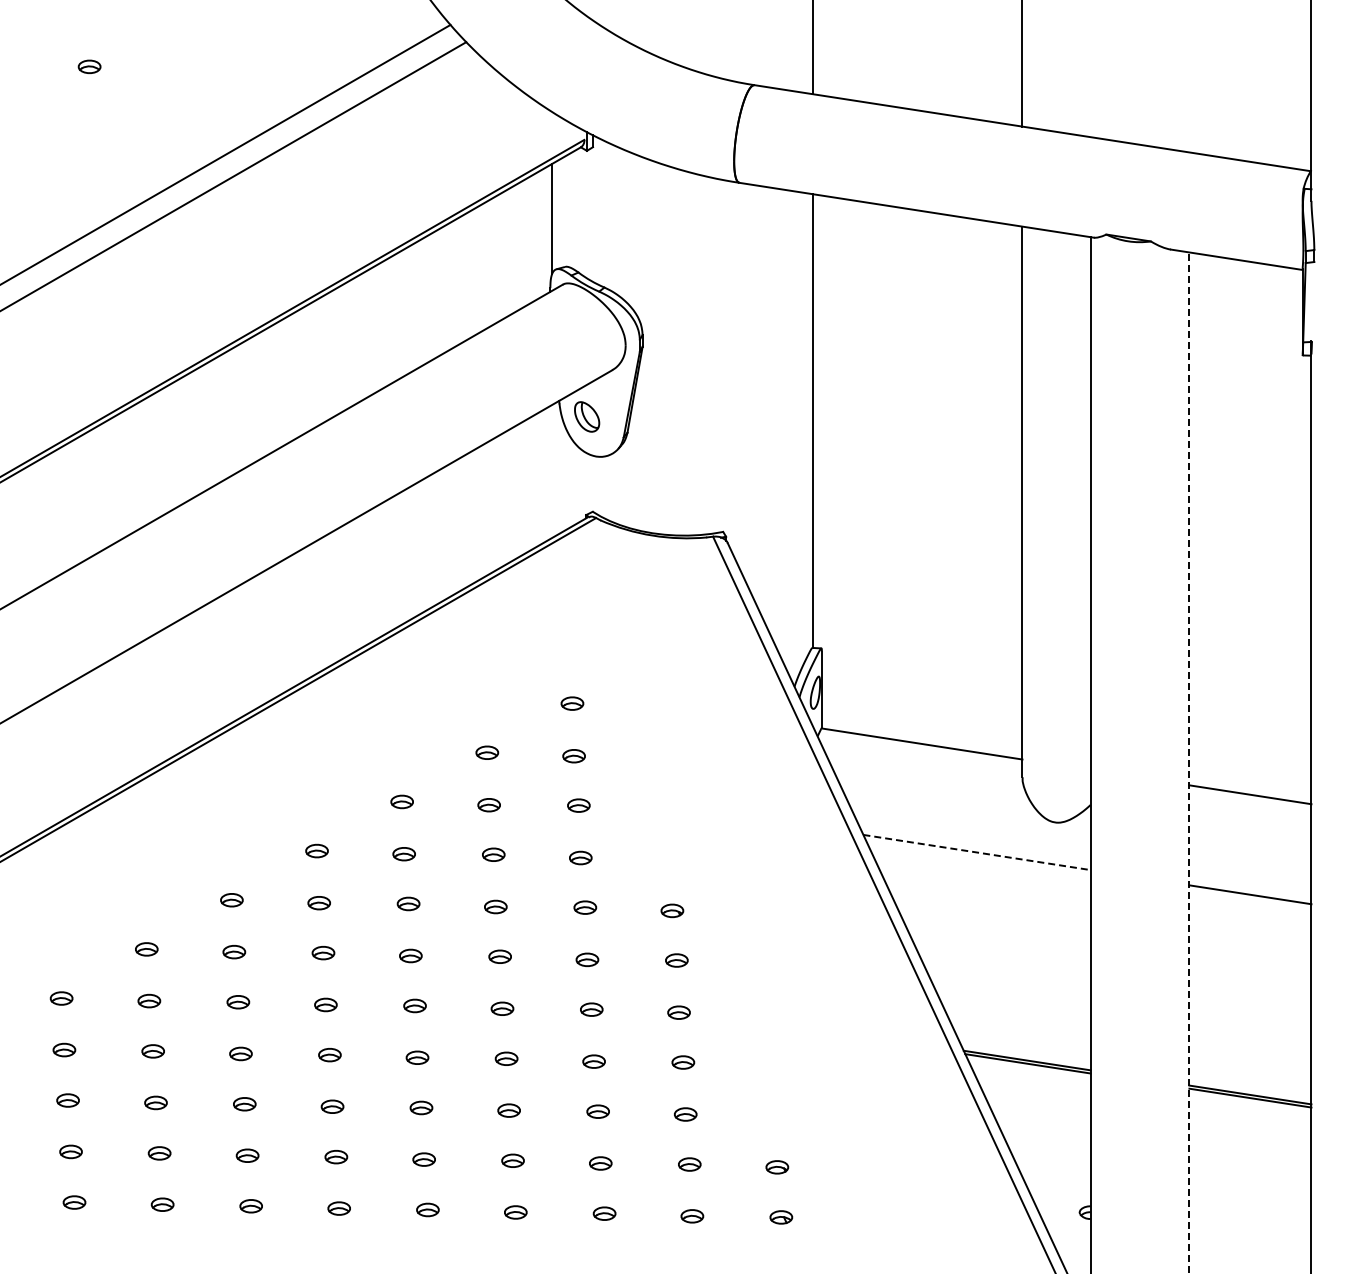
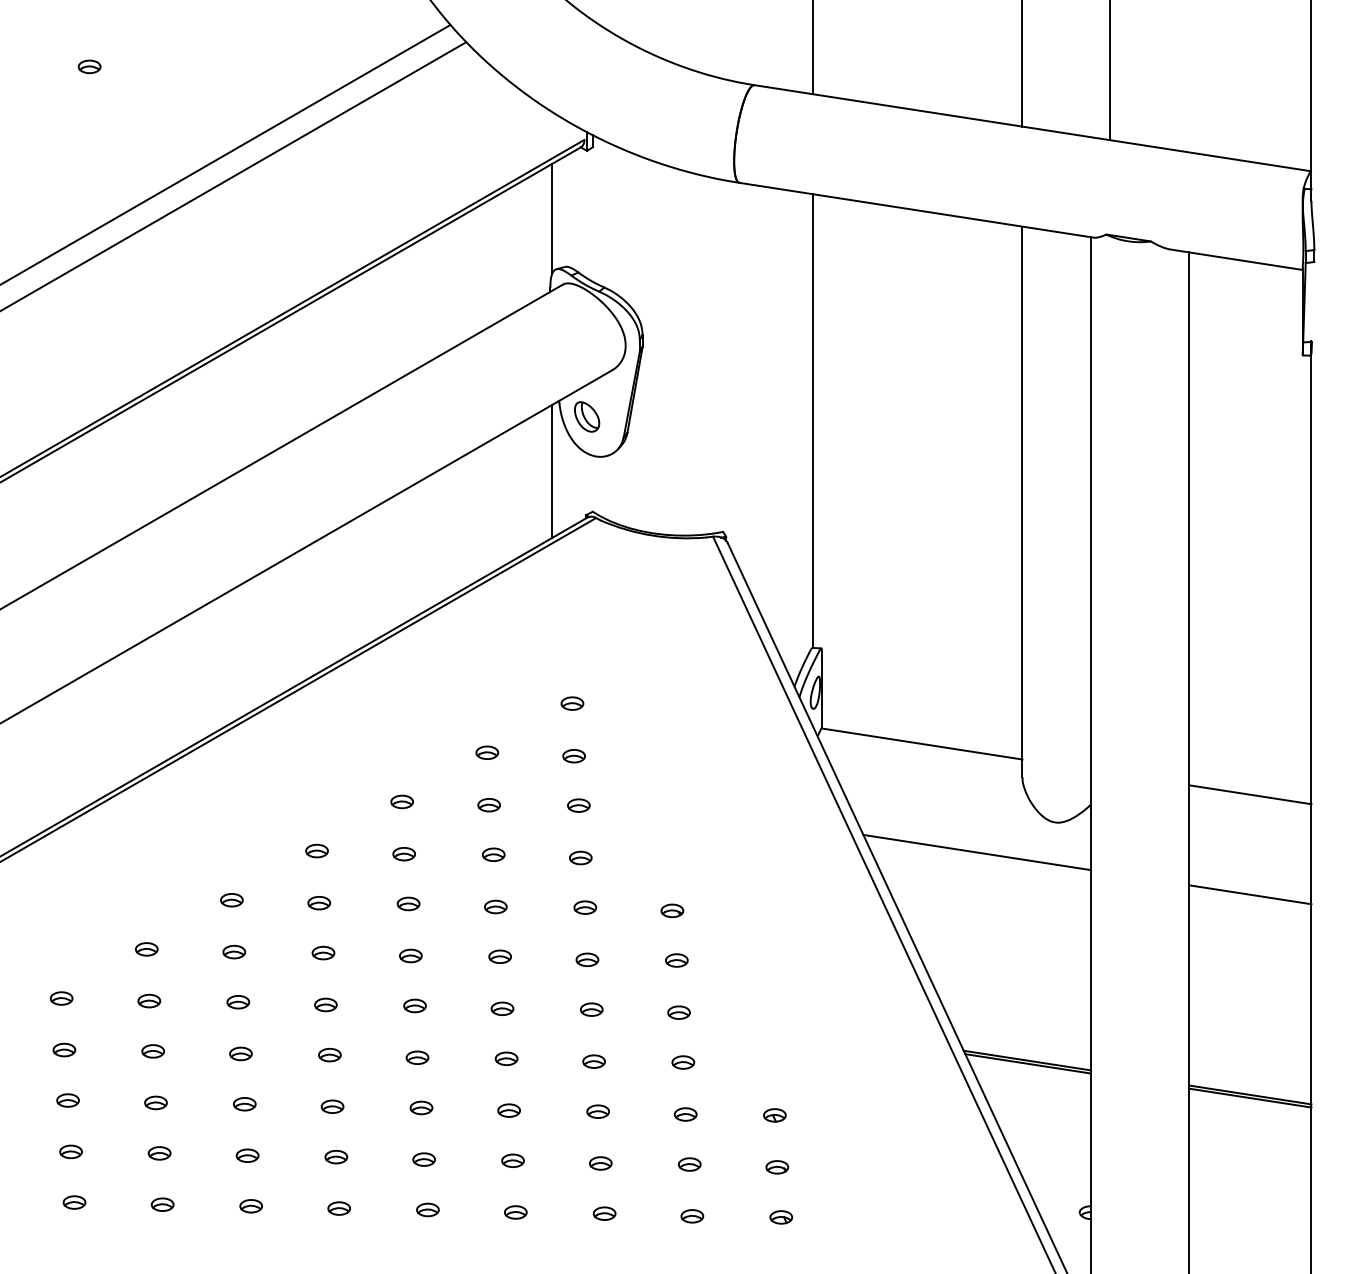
line: none -> present (1110, 71)
line: none -> present (552, 470)
line: dashed -> solid (1189, 763)
line: dashed -> solid (976, 852)
part: none -> present (774, 1115)
